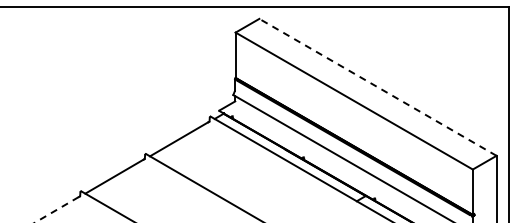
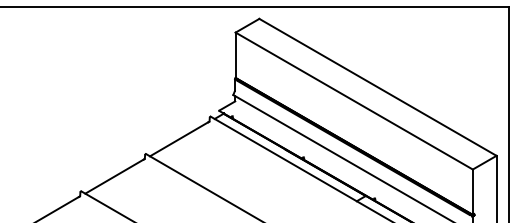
line: dashed -> solid (377, 87)
line: dashed -> solid (56, 210)
